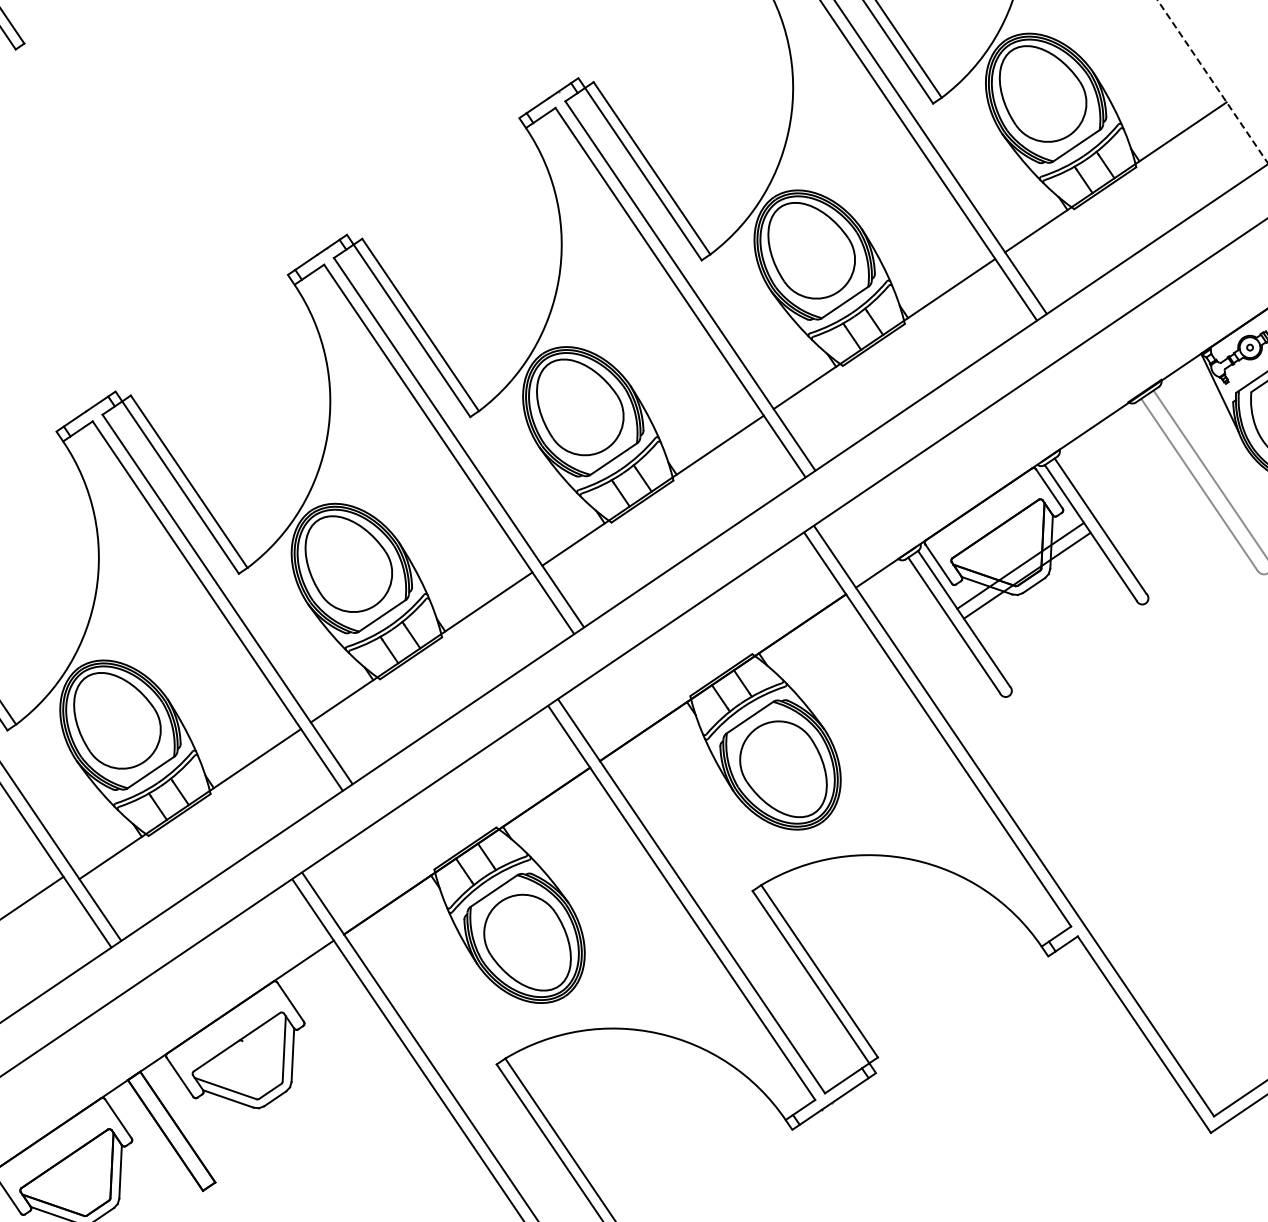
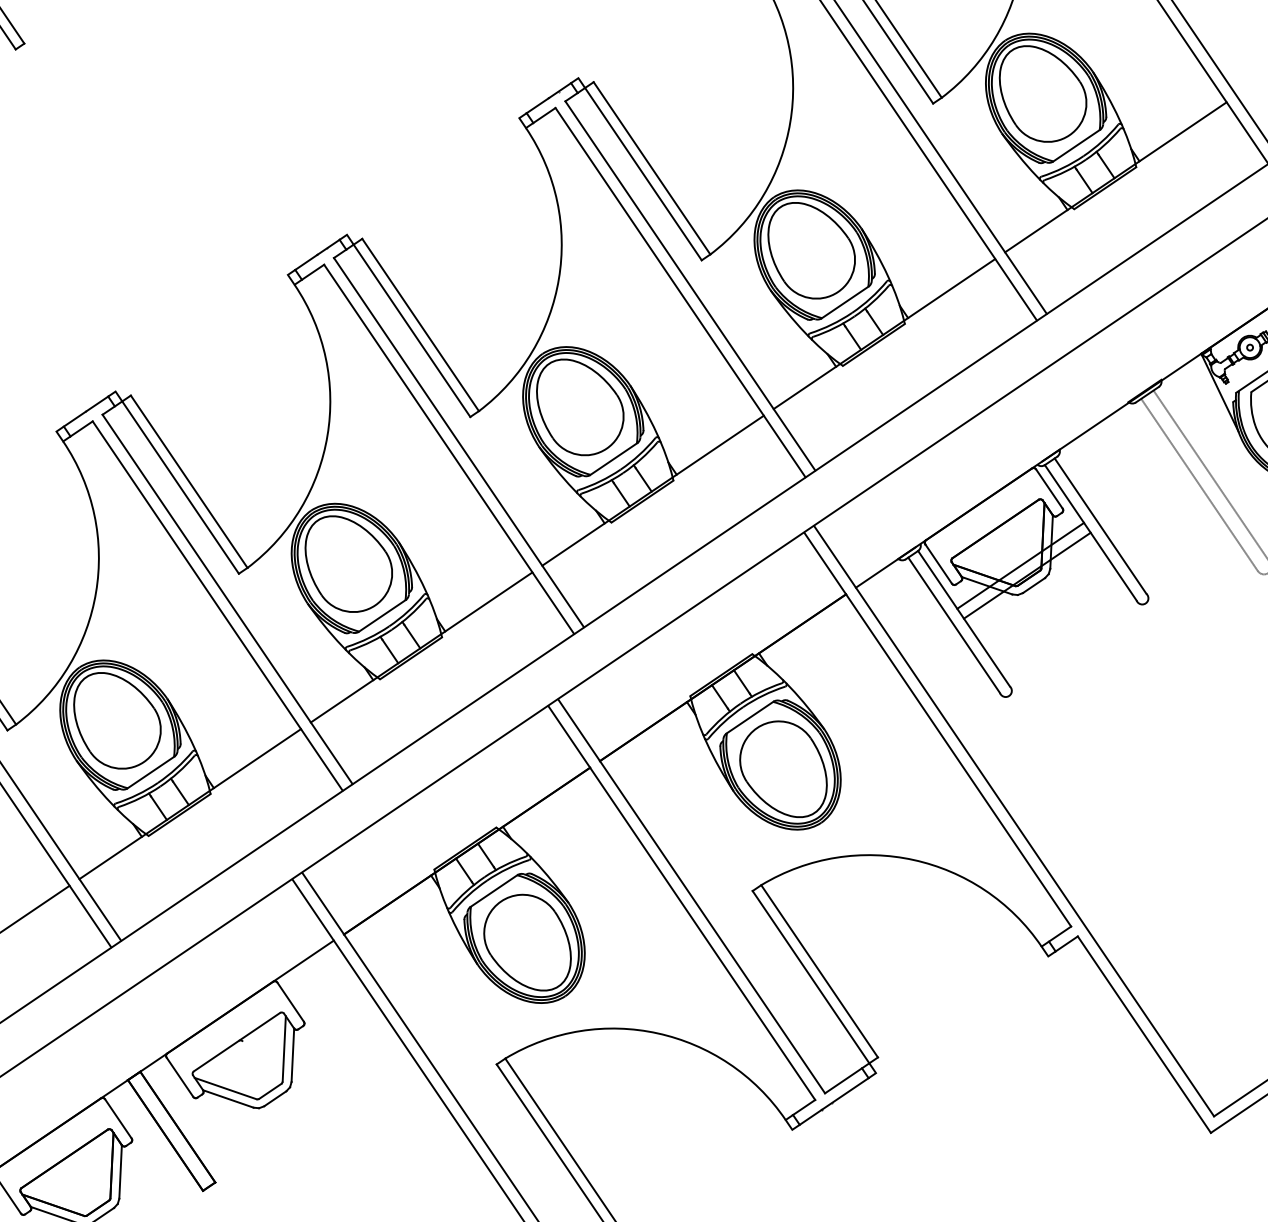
line: none -> present (1218, 69)
line: dashed -> solid (1212, 81)
line position: (32, 897) -> (35, 908) (35, 908)
